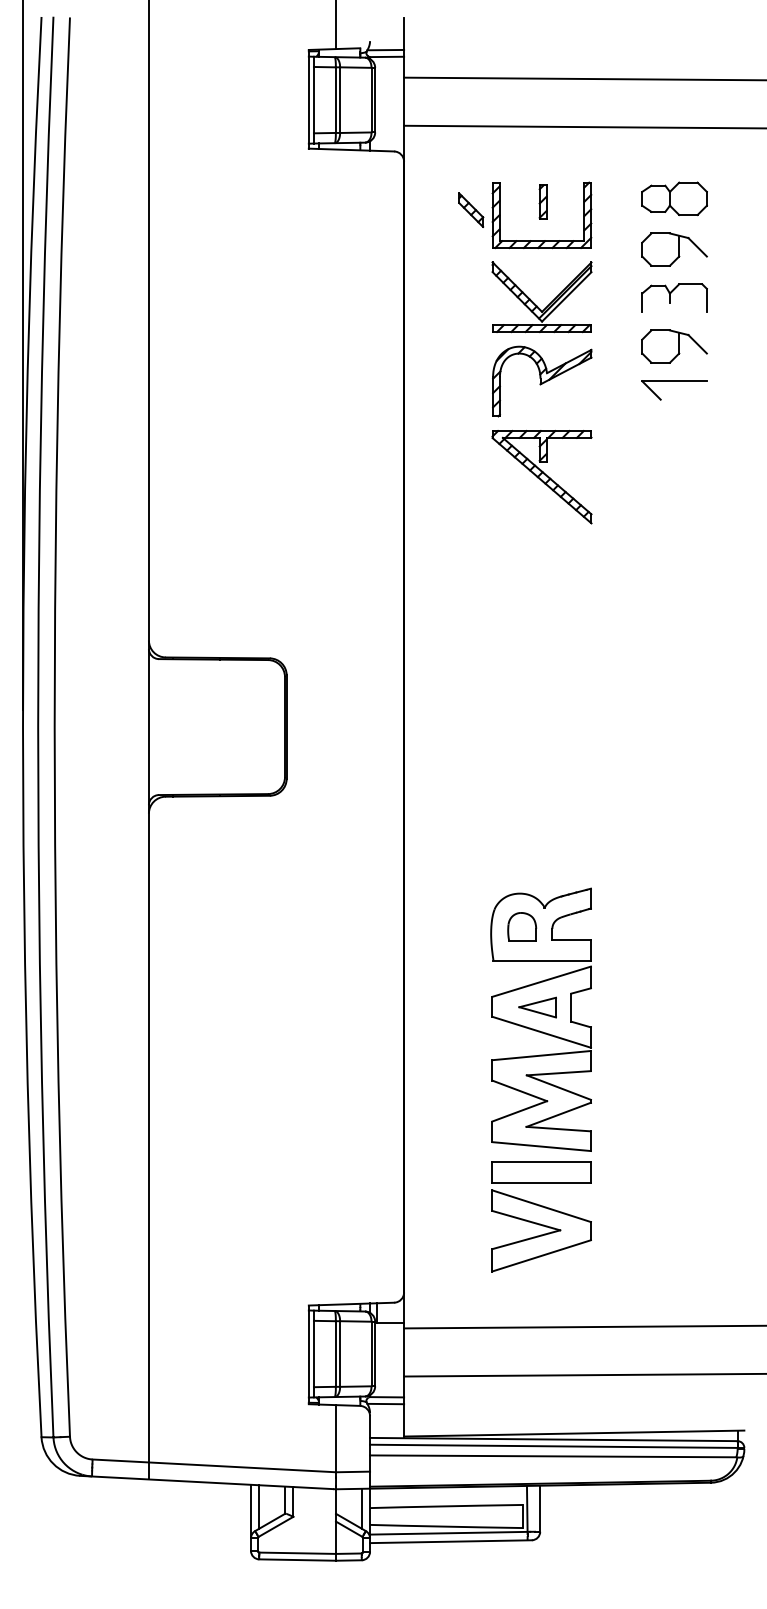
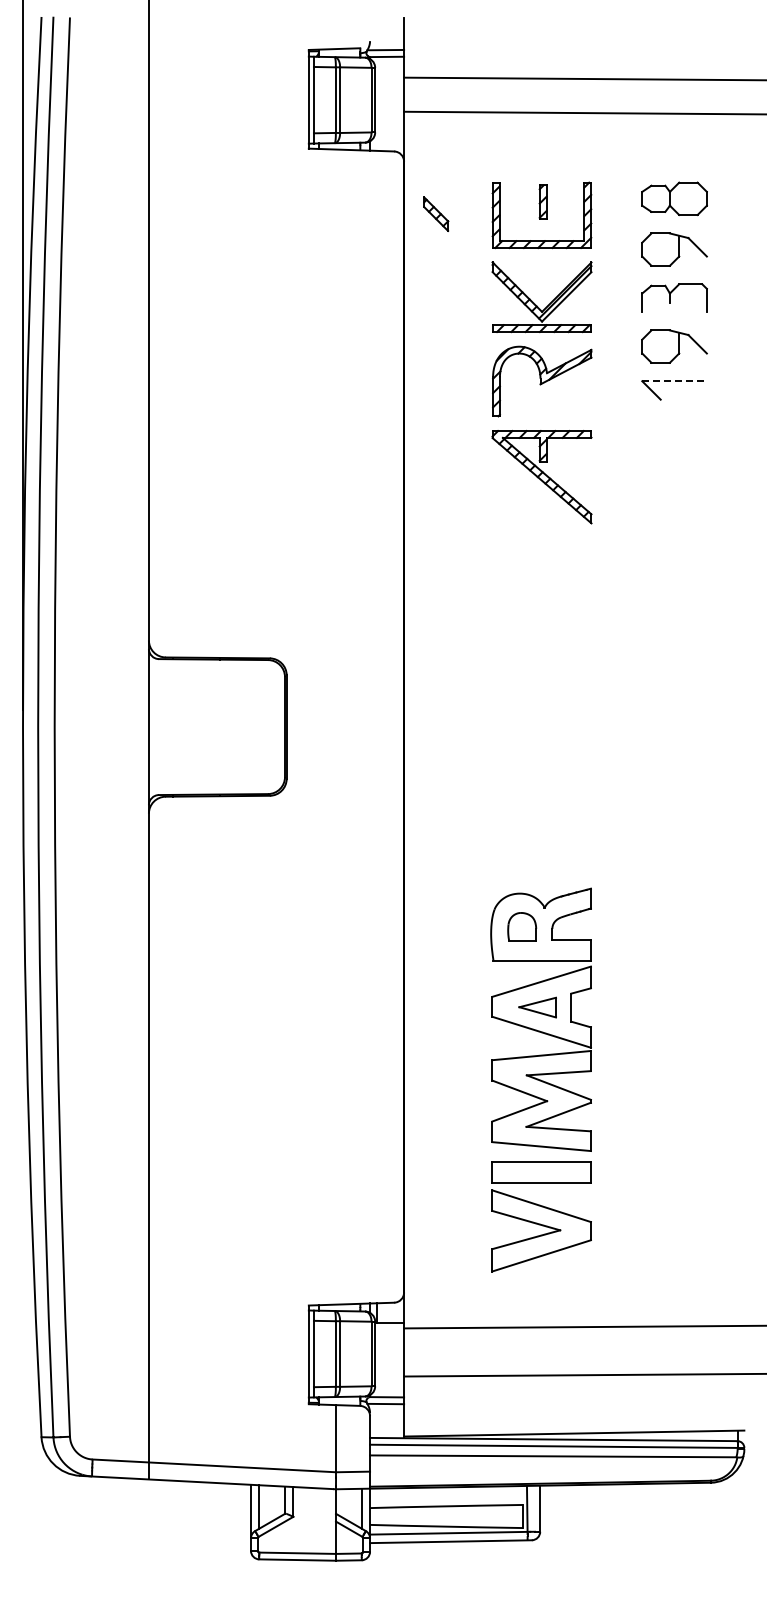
line: present -> none (336, 25)
line position: (583, 126) -> (583, 112) (583, 112)
part position: (471, 209) -> (436, 213) (436, 213)
line: solid -> dashed (675, 381)
